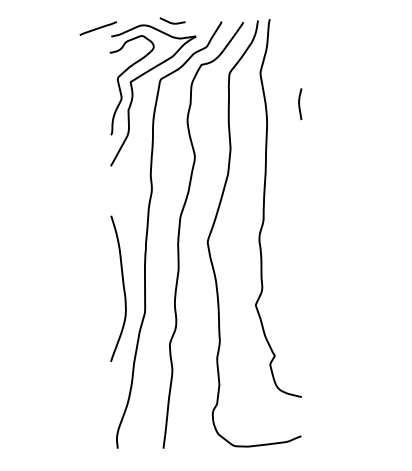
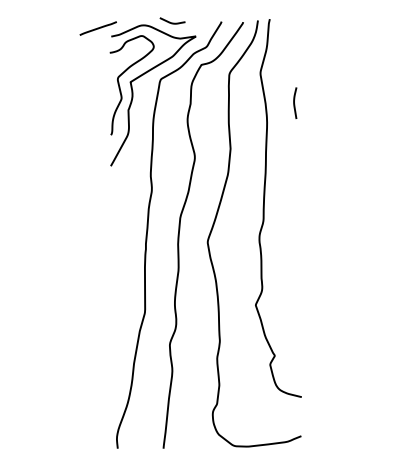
curve position: (299, 103) -> (294, 102) (294, 102)
curve: present -> none (122, 286)
